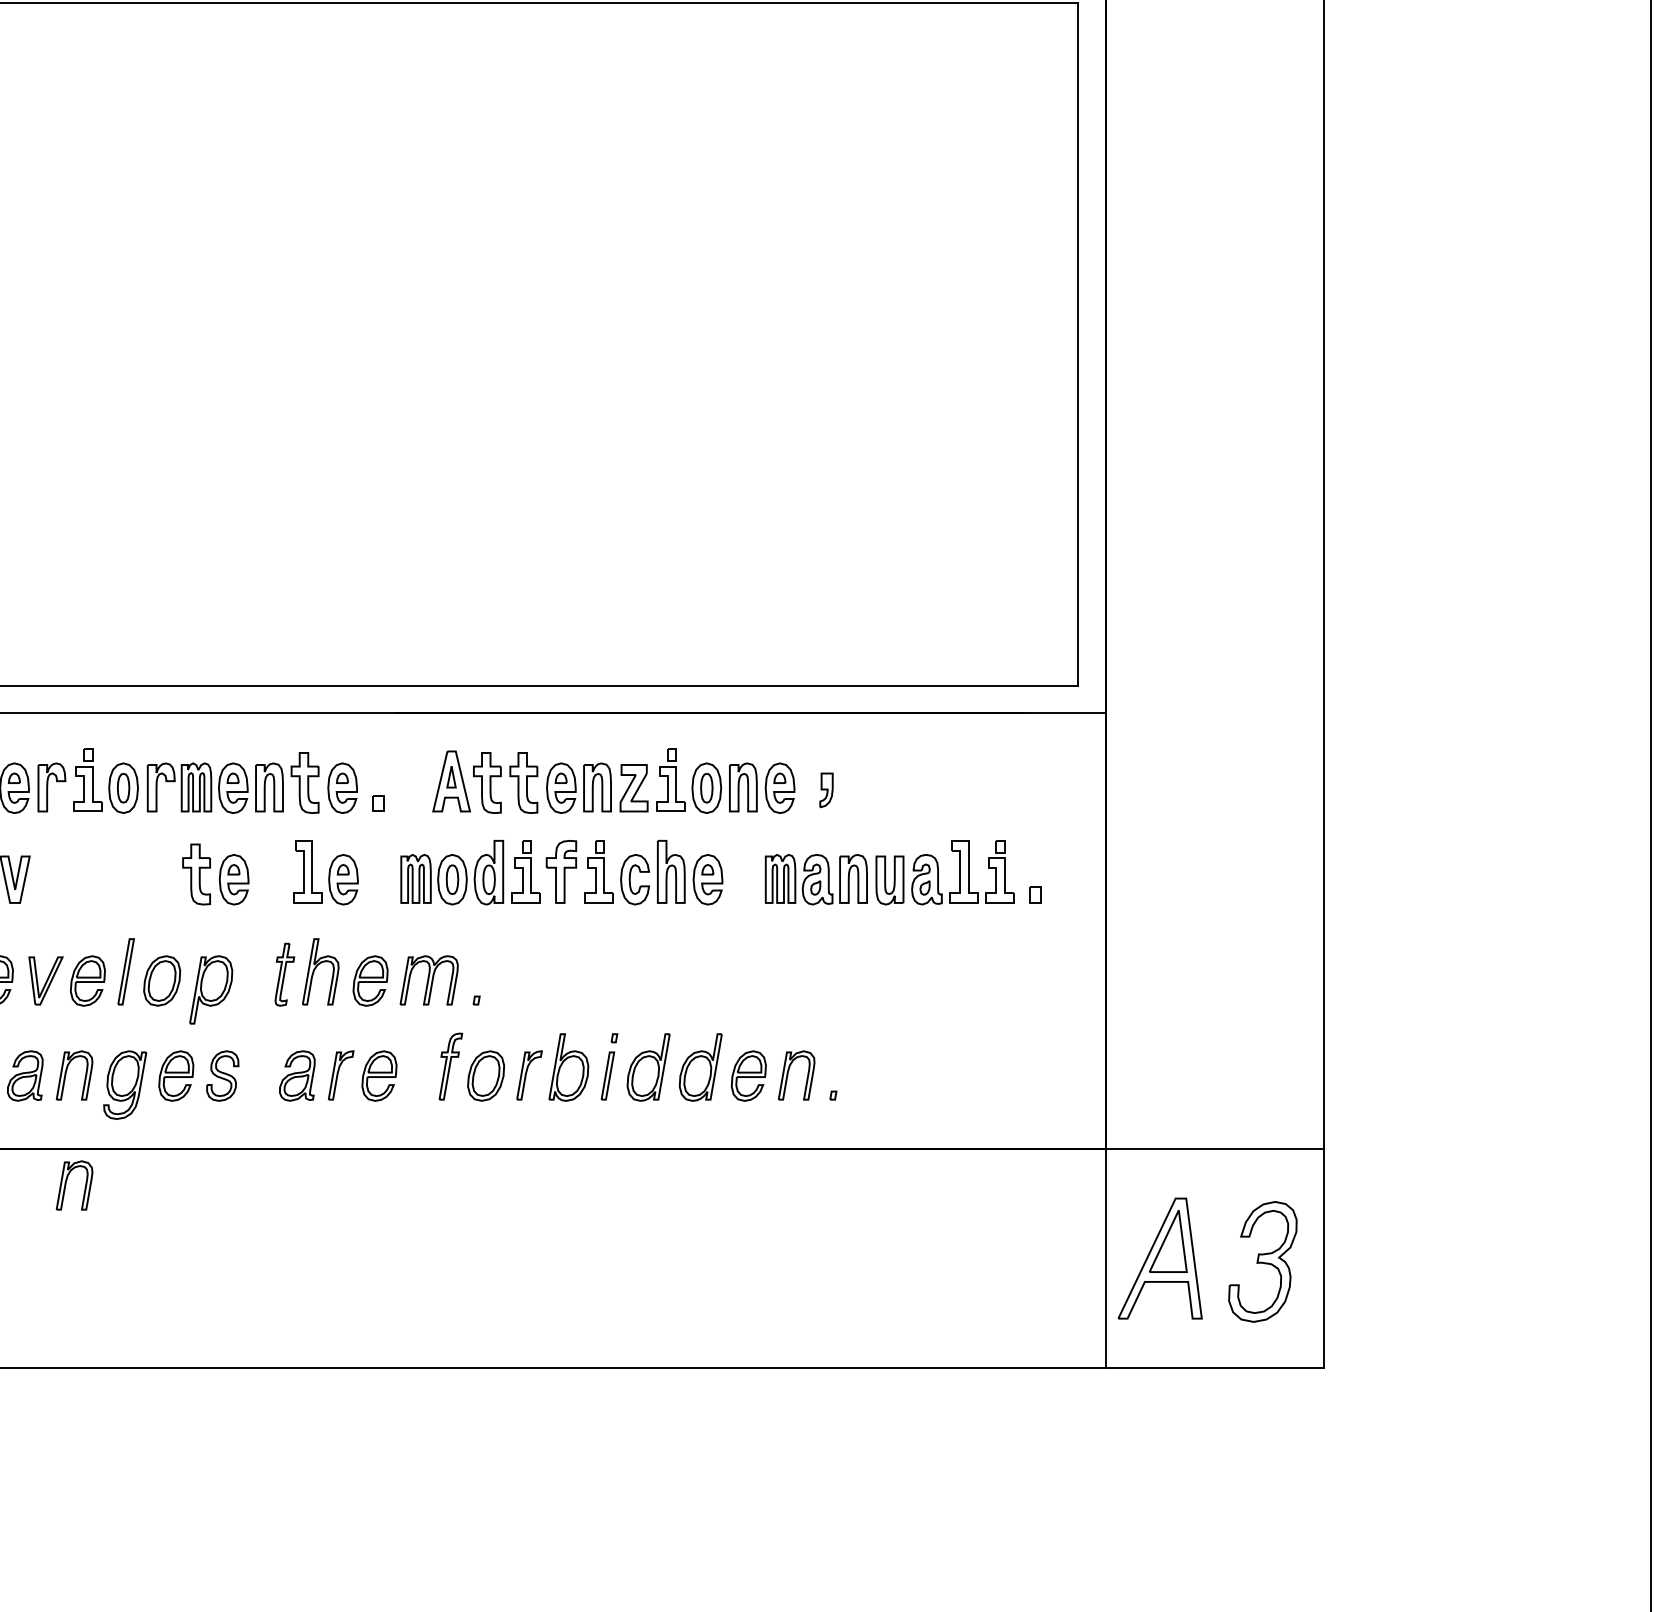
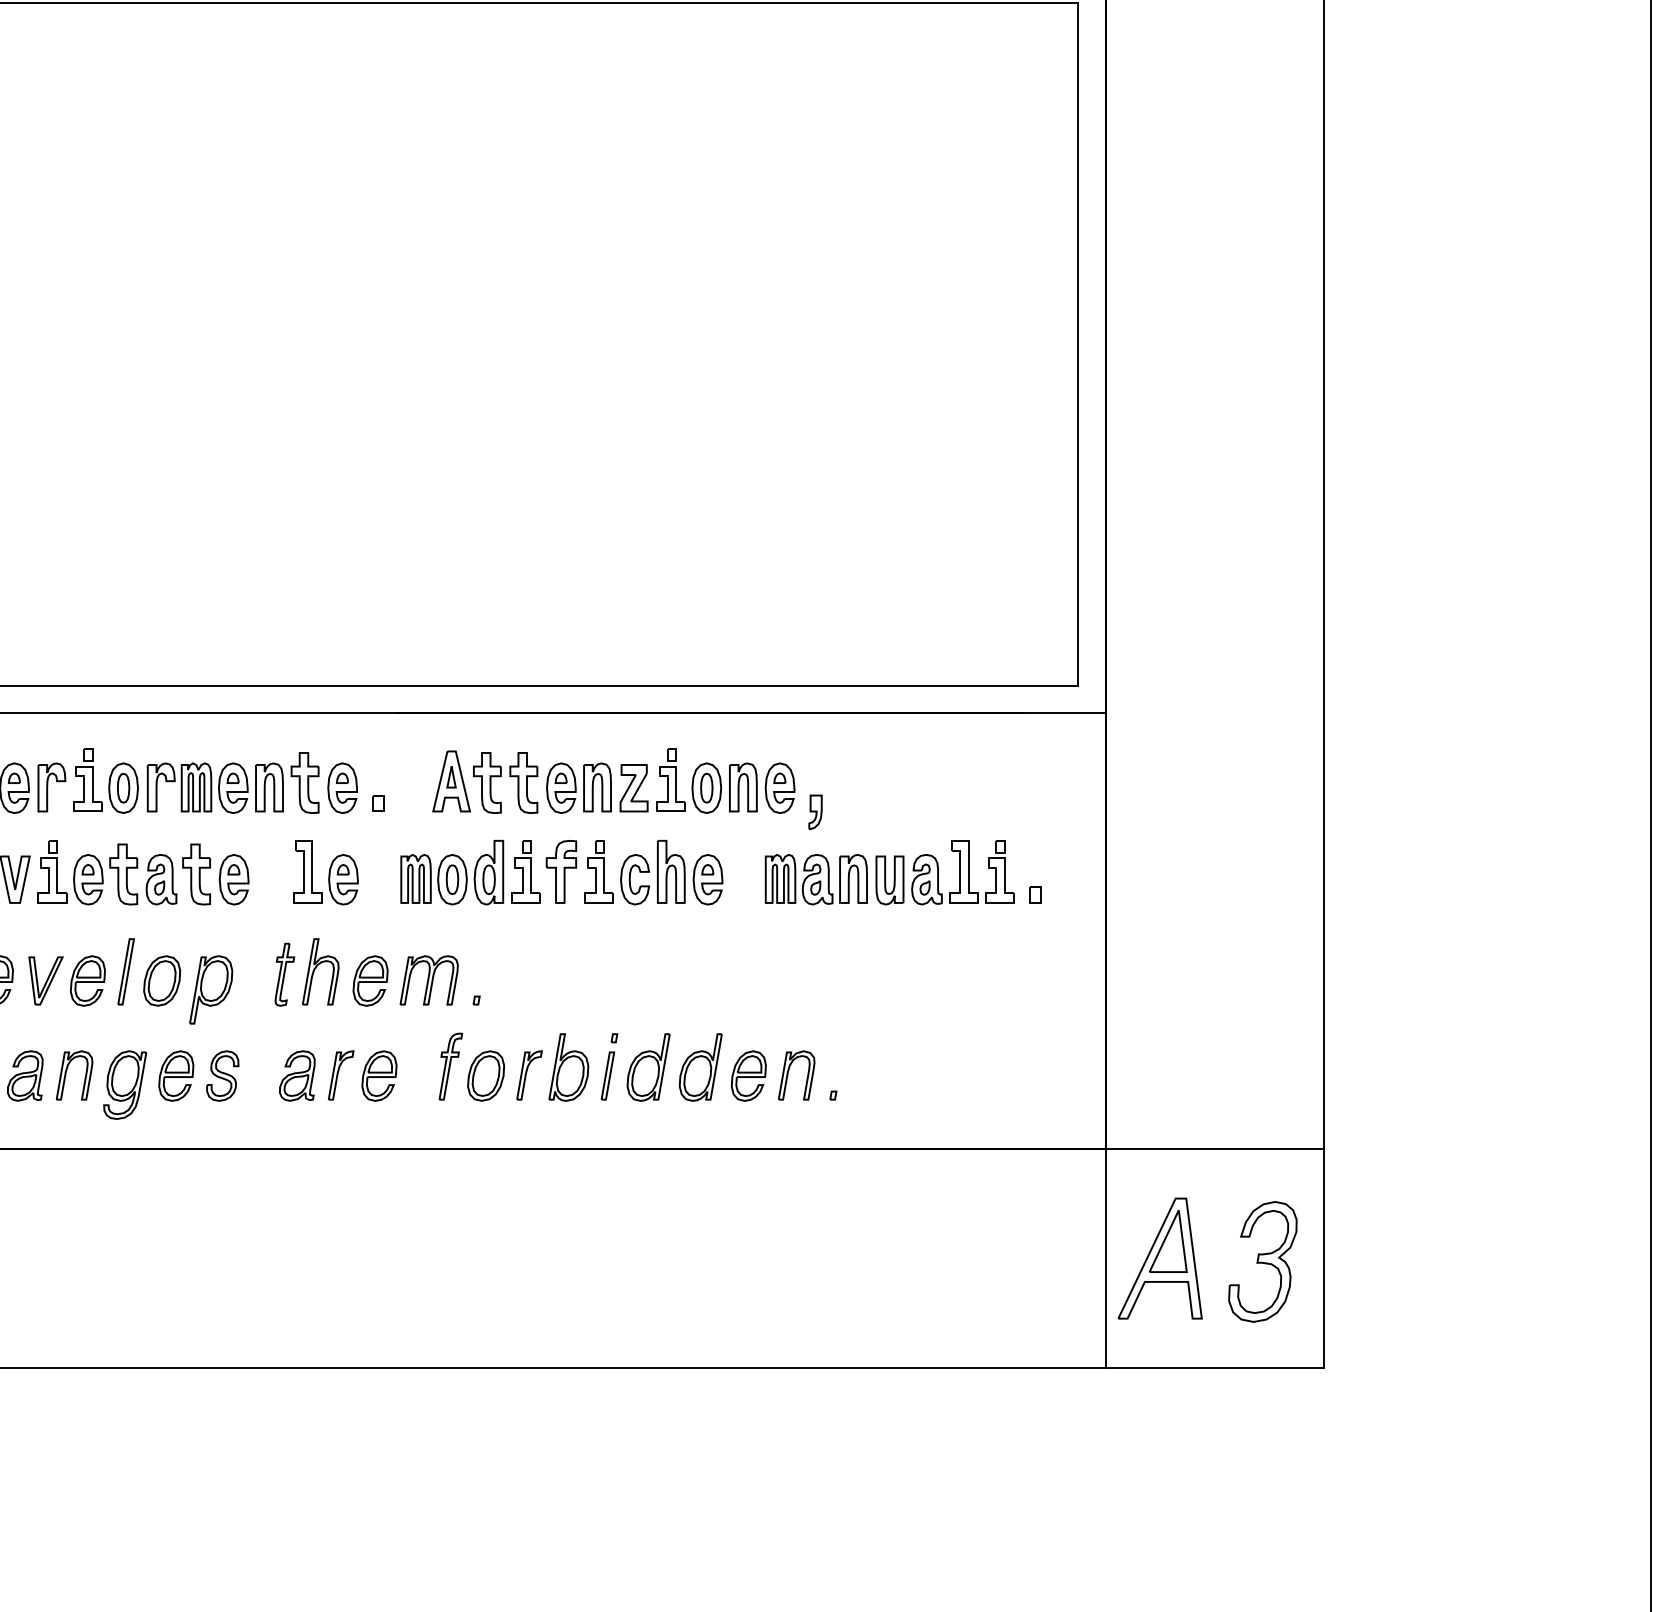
part position: (826, 790) -> (815, 812) (815, 812)
part: none -> present (107, 872)
part: present -> none (66, 1185)
